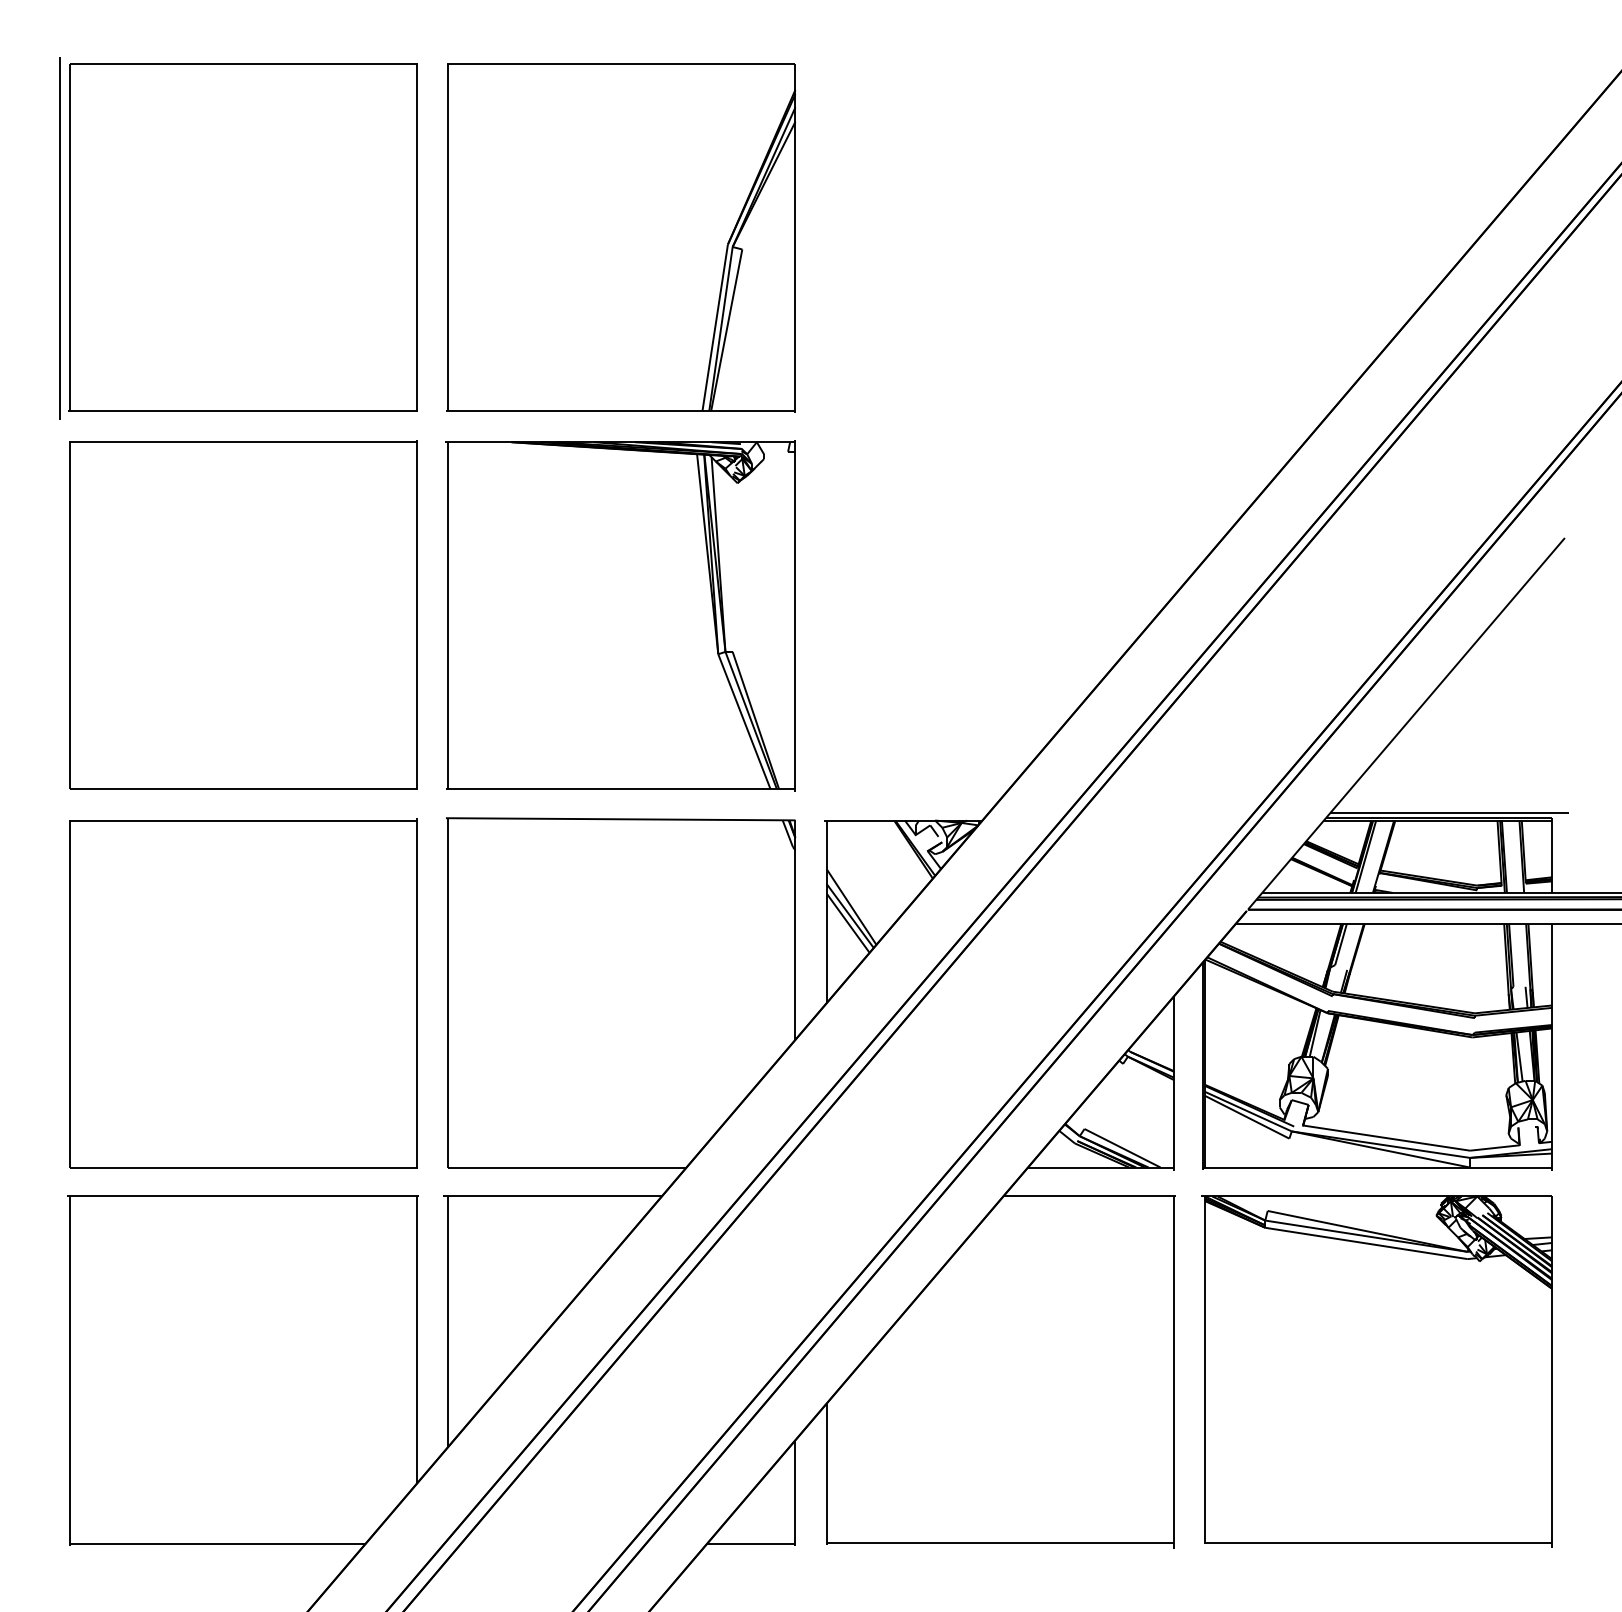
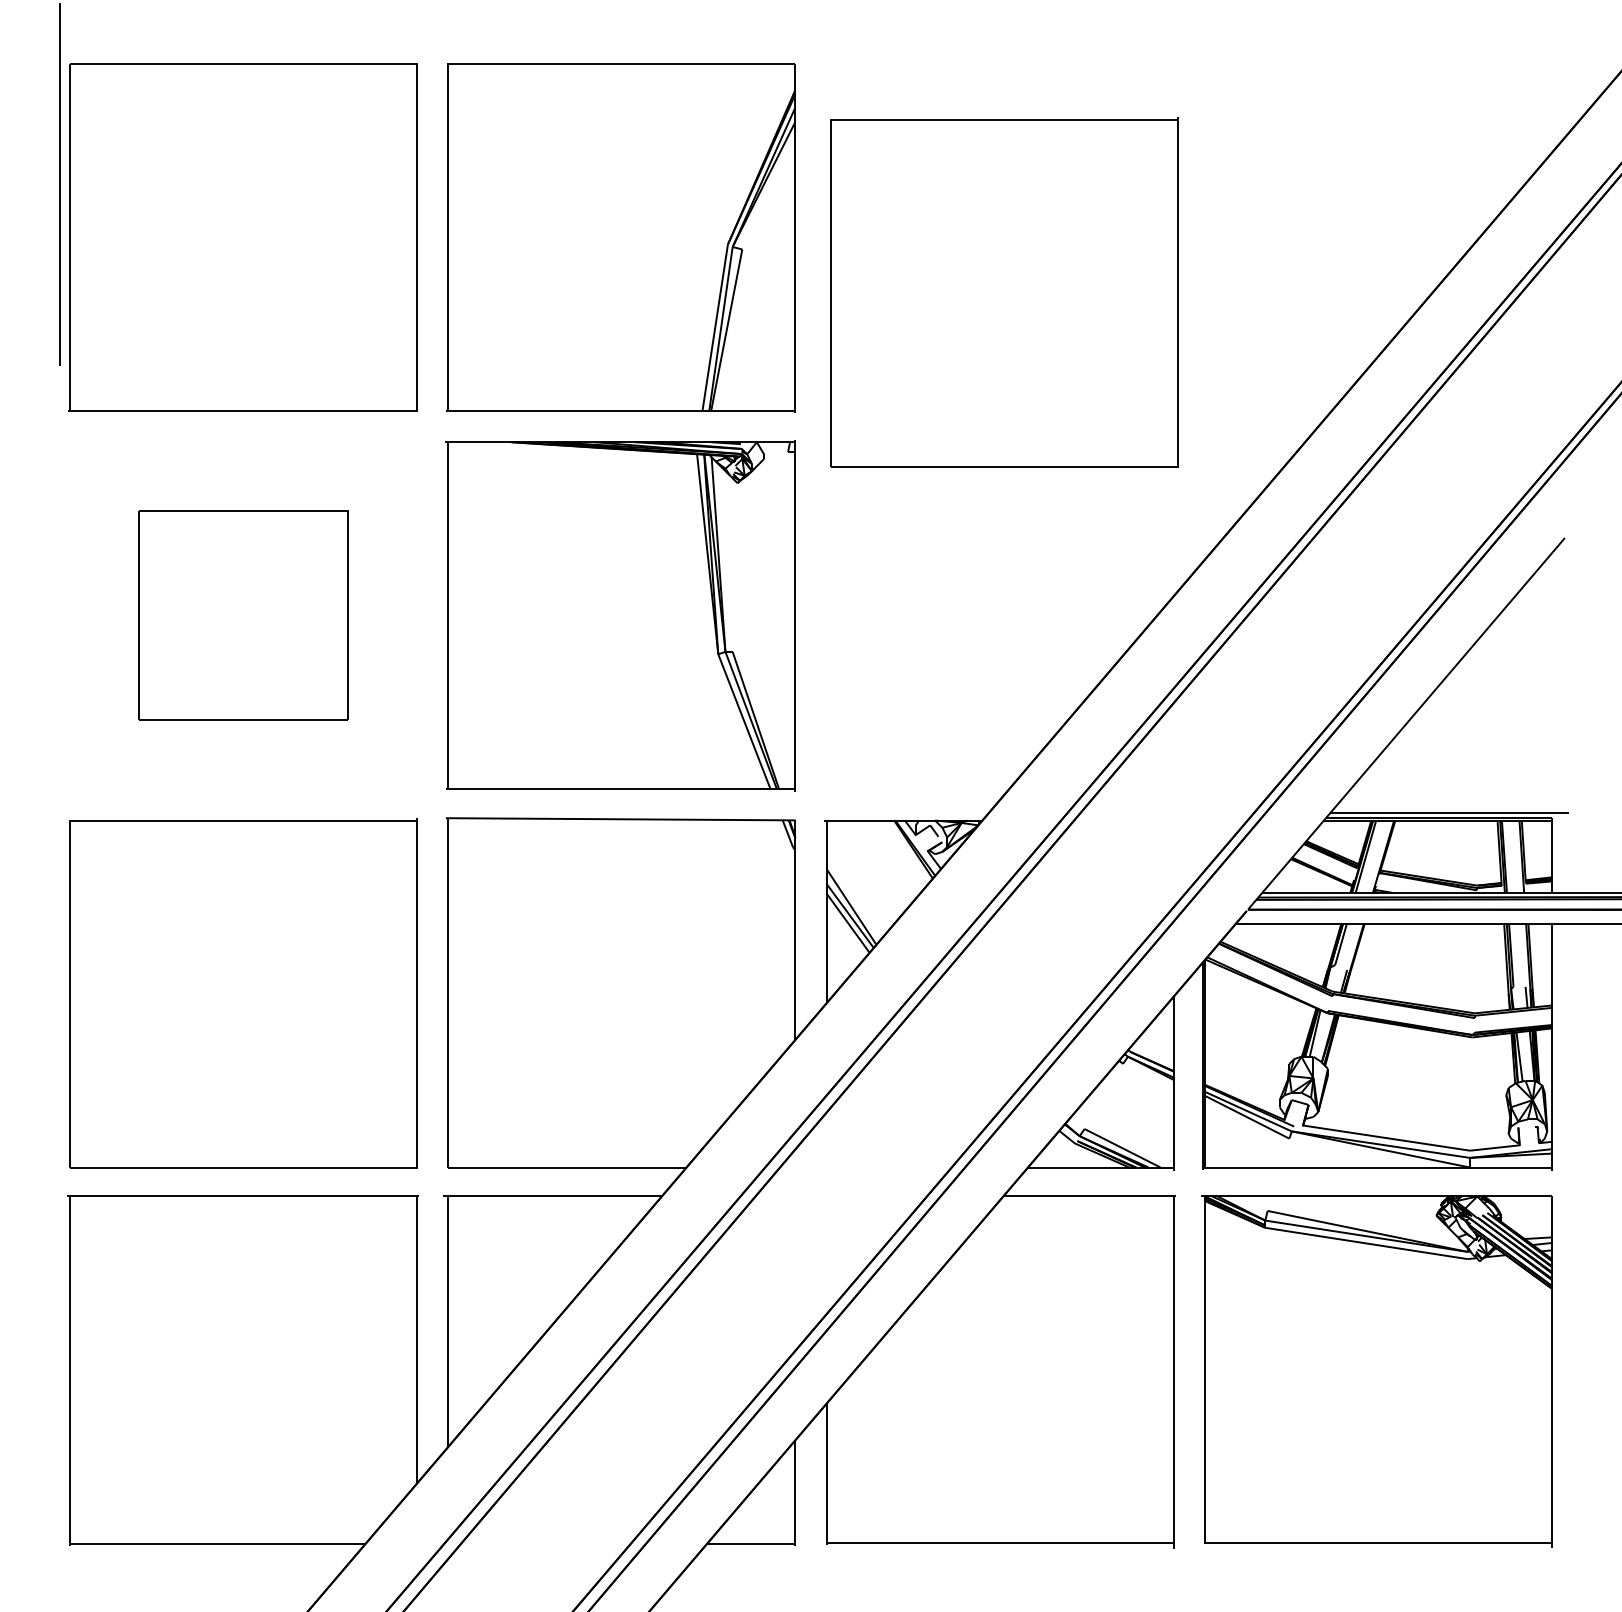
line position: (59, 238) -> (59, 184) (59, 184)
part: none -> present (1004, 292)
part size: 349x350 px -> 211x211 px (243, 615)
